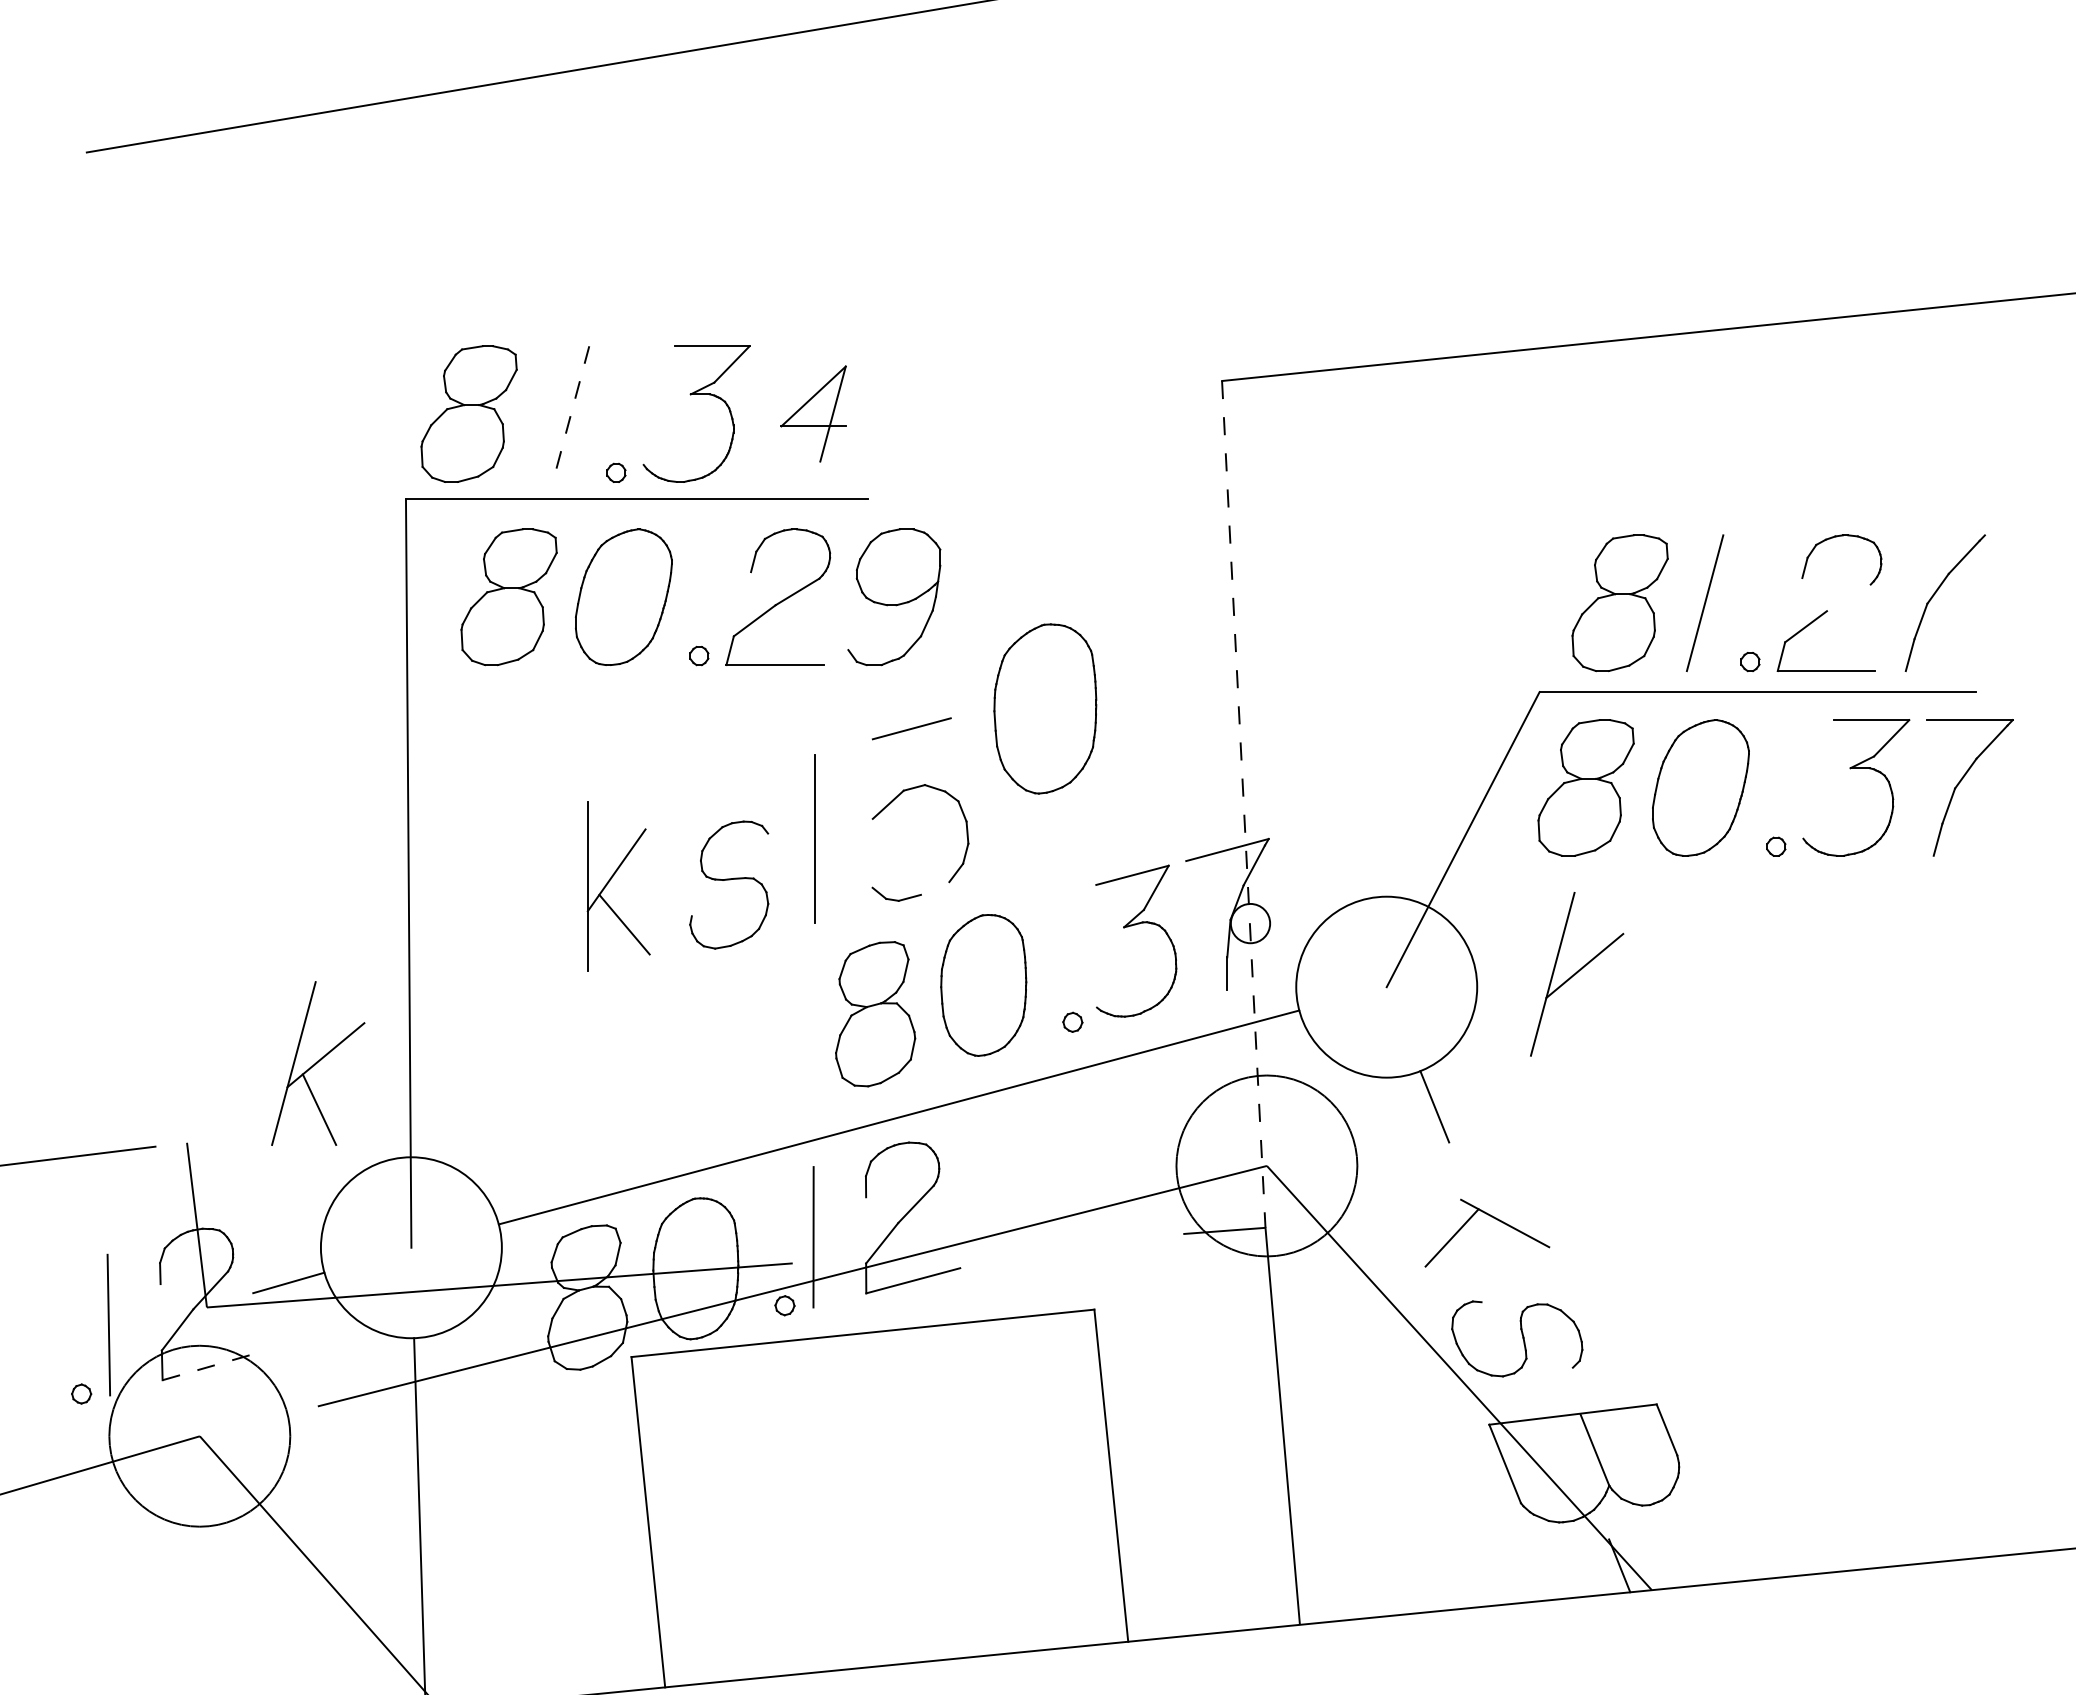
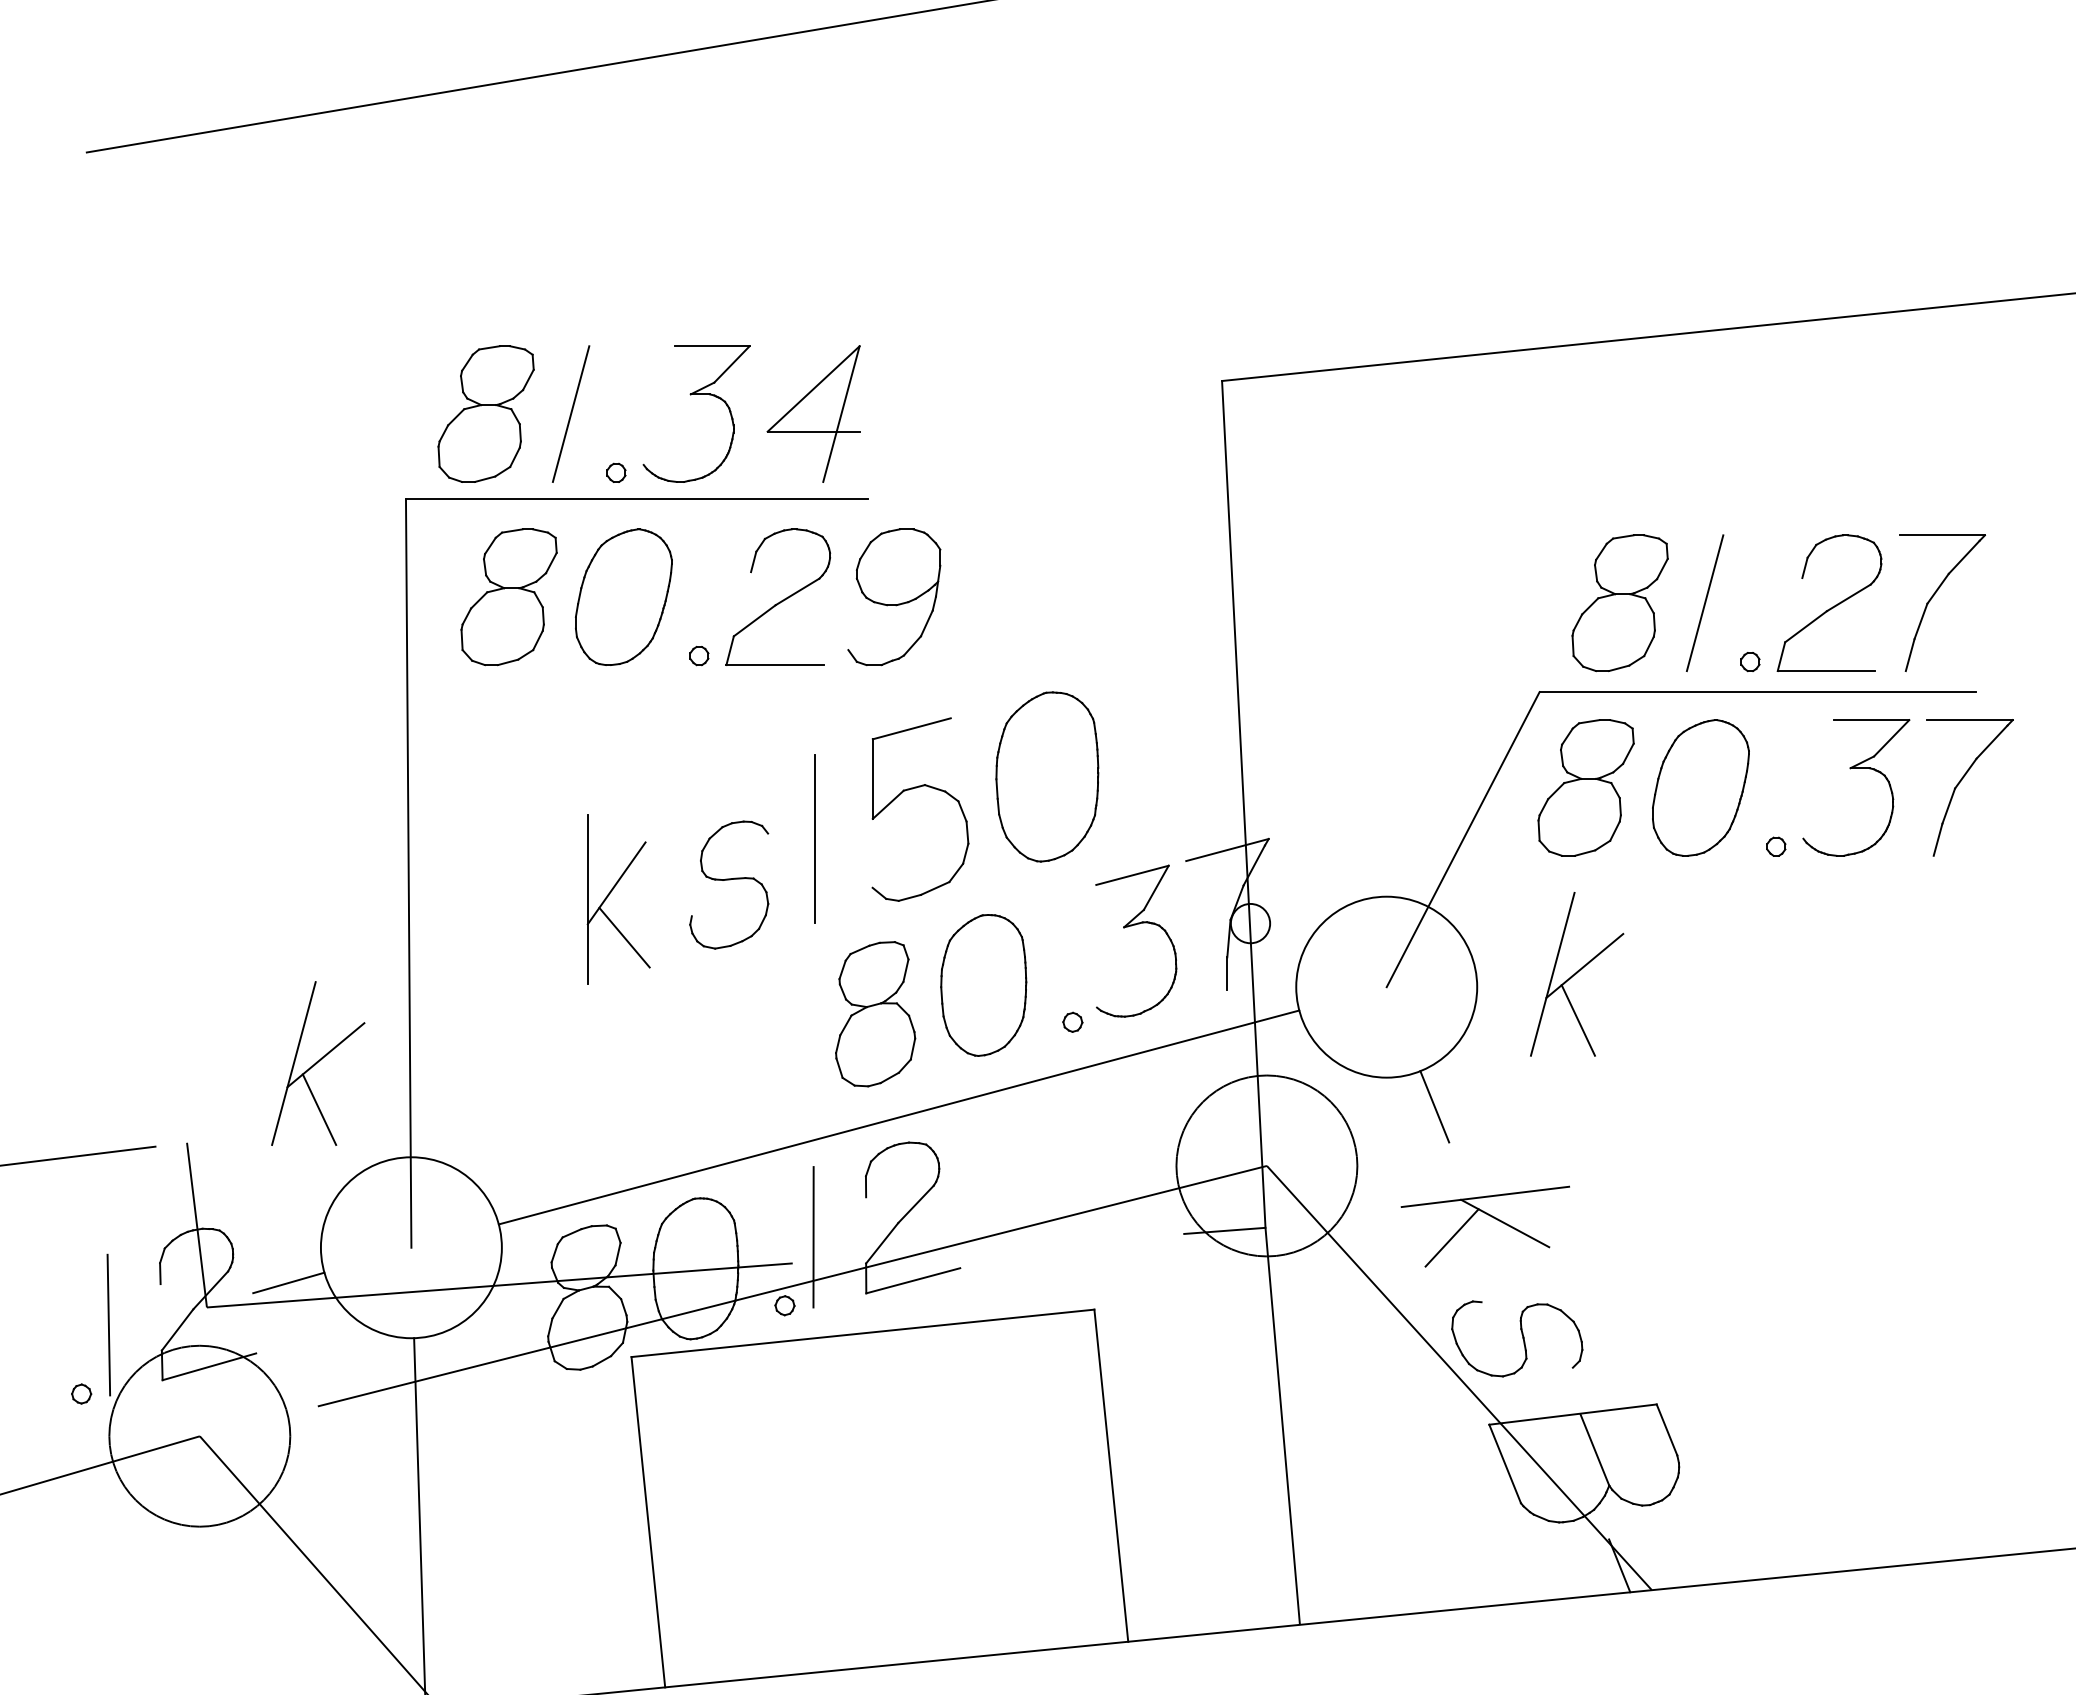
part position: (468, 413) -> (485, 413) (485, 413)
part size: 67x98 px -> 95x138 px (813, 413)
line: dashed -> solid (570, 414)
line: none -> present (1941, 535)
line: none -> present (1848, 597)
part position: (1045, 708) -> (1047, 776) (1047, 776)
line: none -> present (872, 778)
line: dashed -> solid (1243, 804)
part position: (609, 882) -> (609, 895) (609, 895)
line: none -> present (934, 888)
line: none -> present (1578, 1020)
line: none -> present (1485, 1196)
line: dashed -> solid (209, 1366)
